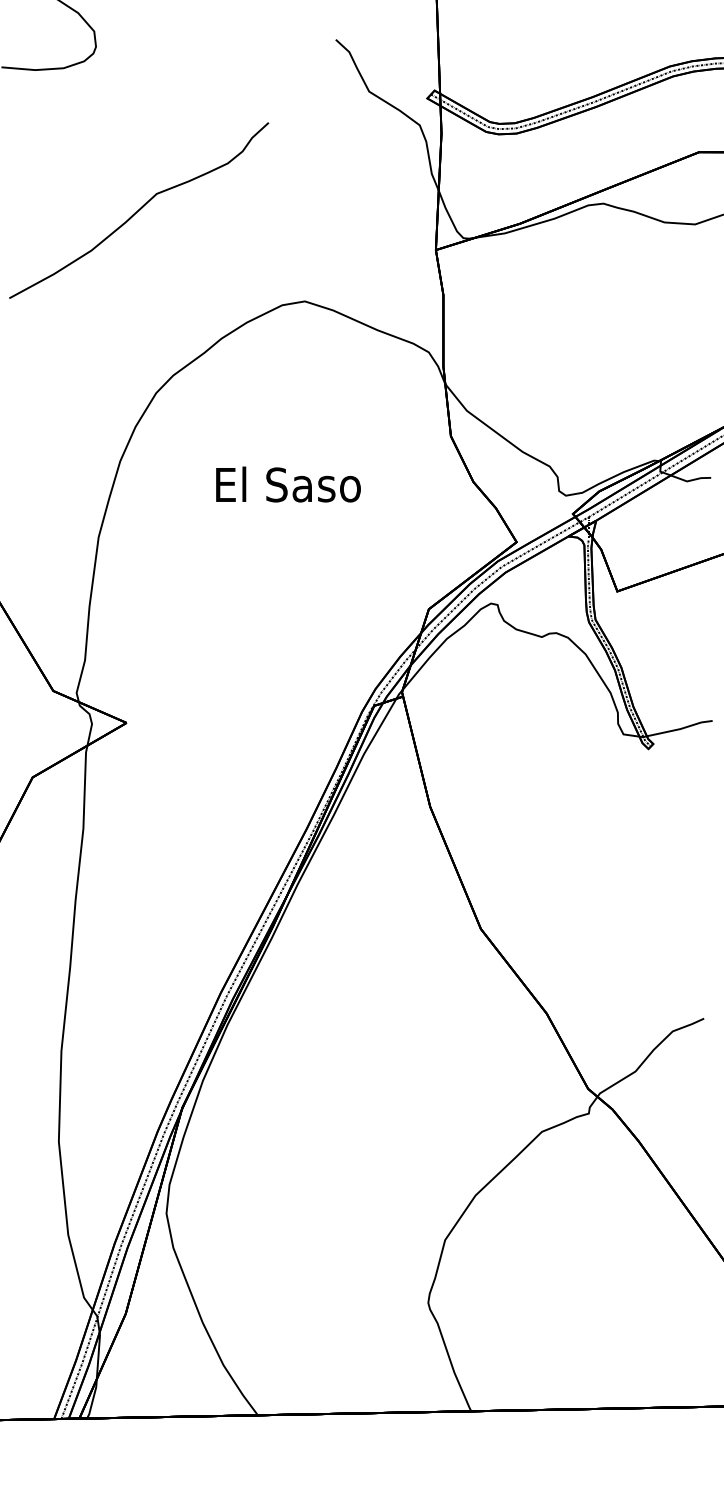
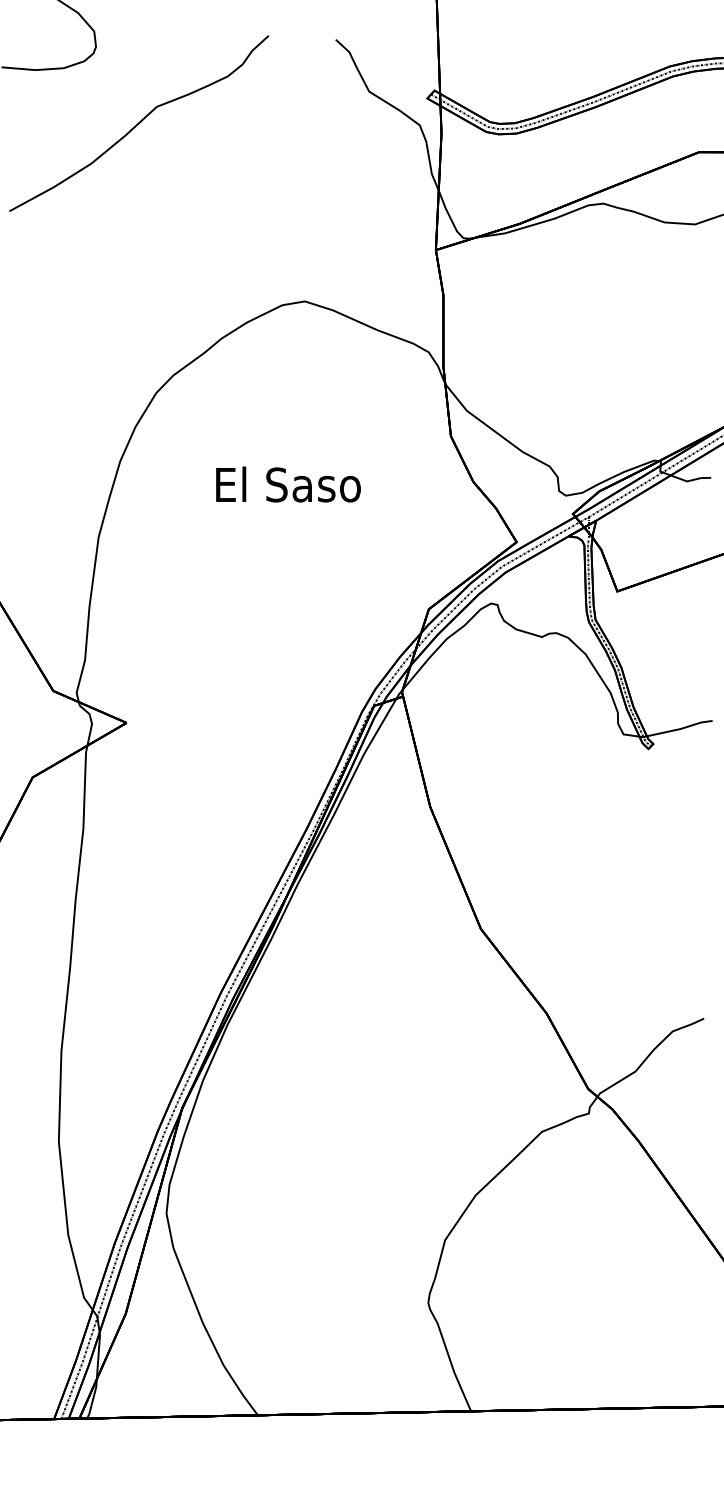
curve position: (139, 210) -> (139, 123) (139, 123)
